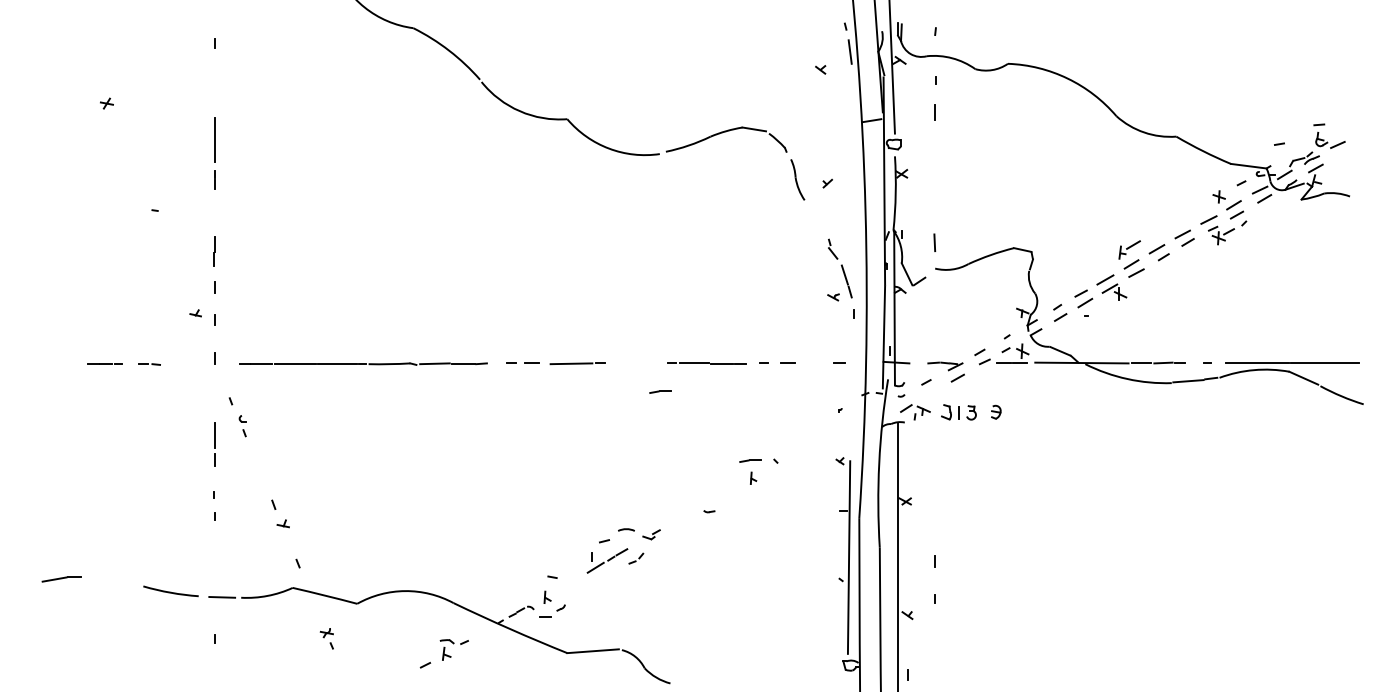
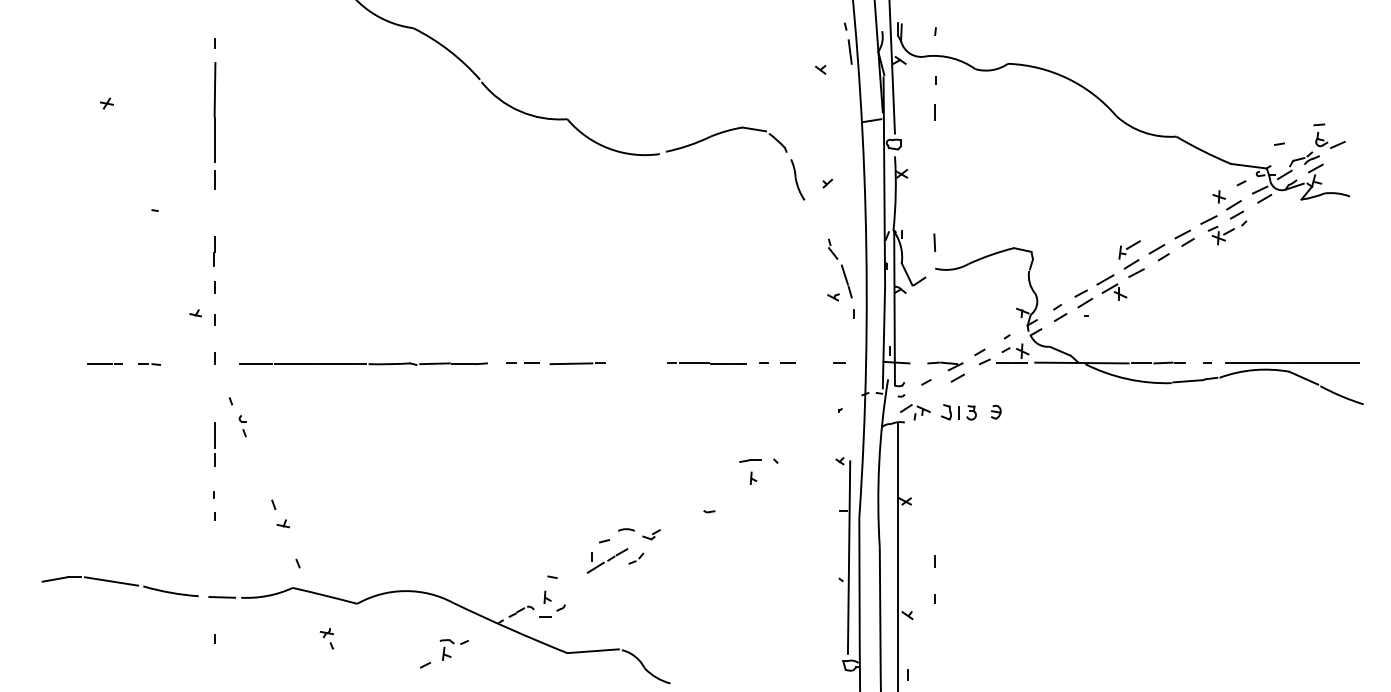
line: none -> present (214, 89)
line: present -> none (660, 391)
line: none -> present (111, 581)
